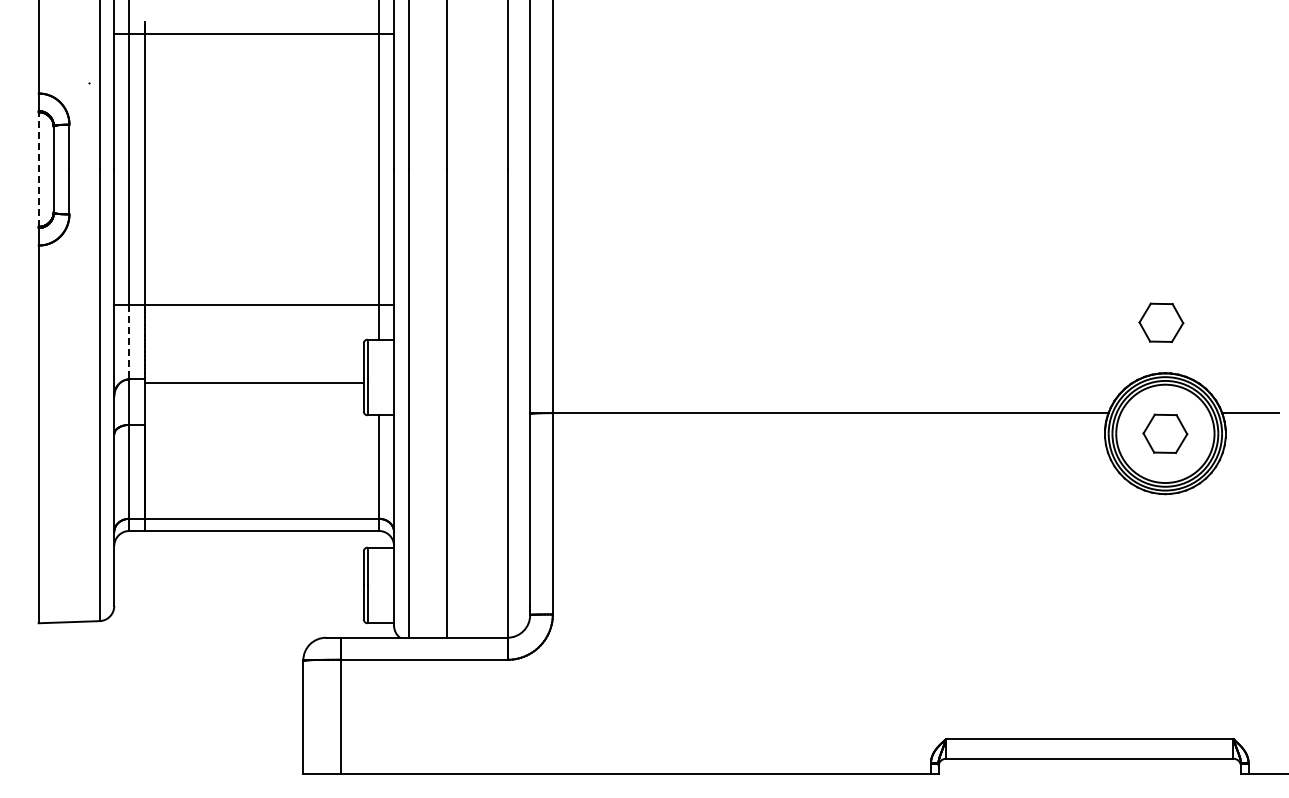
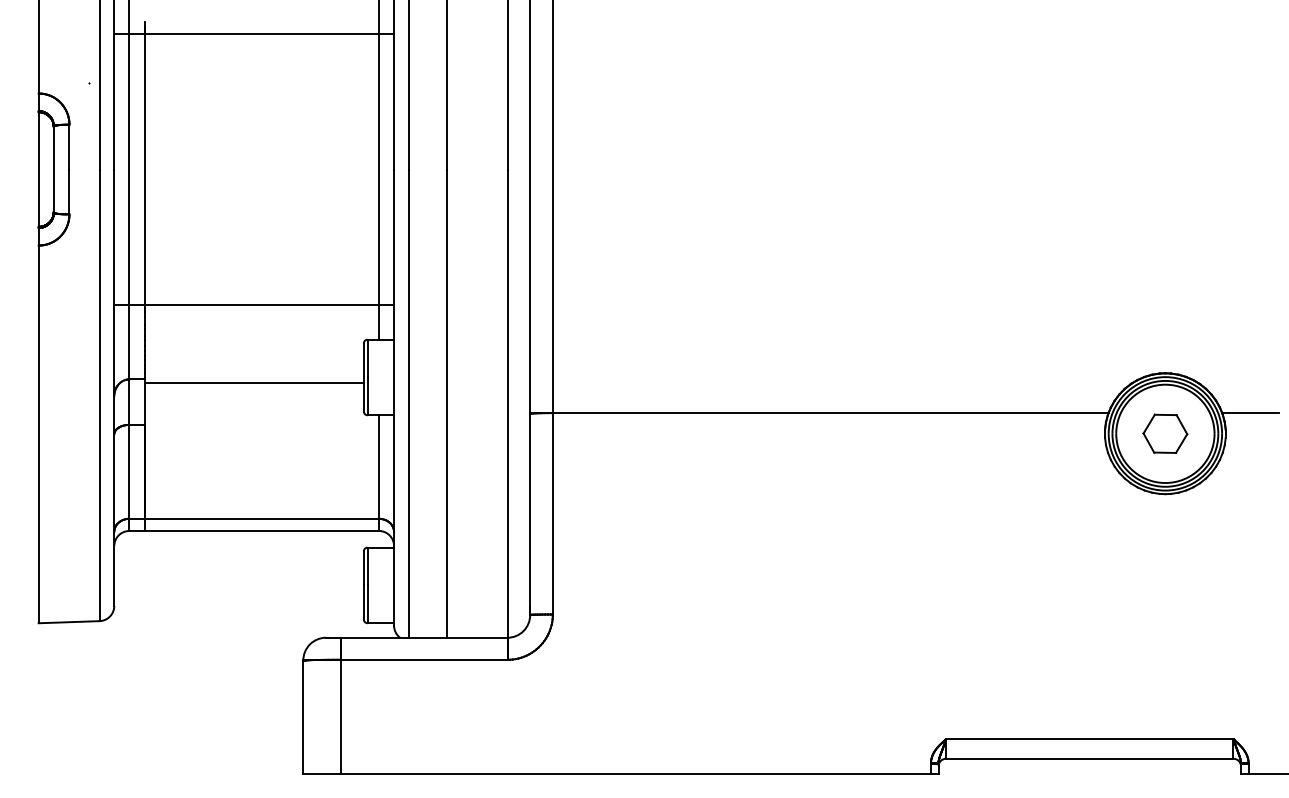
line: dashed -> solid (38, 169)
part: present -> none (1161, 322)
line: dashed -> solid (129, 342)
